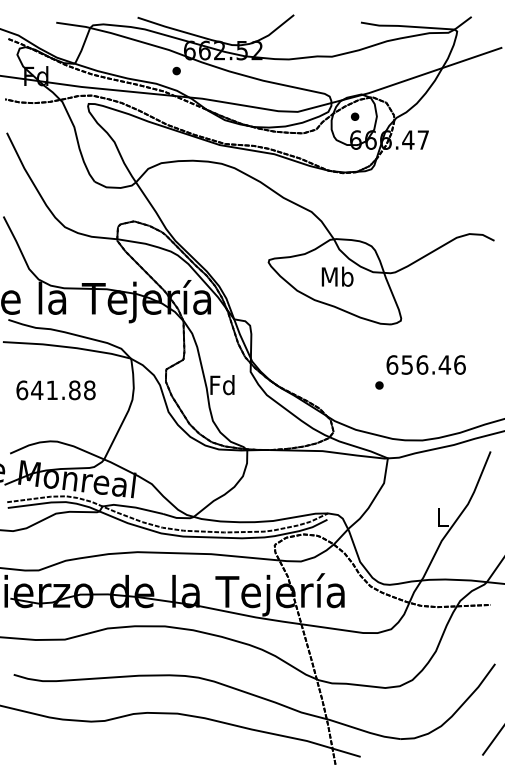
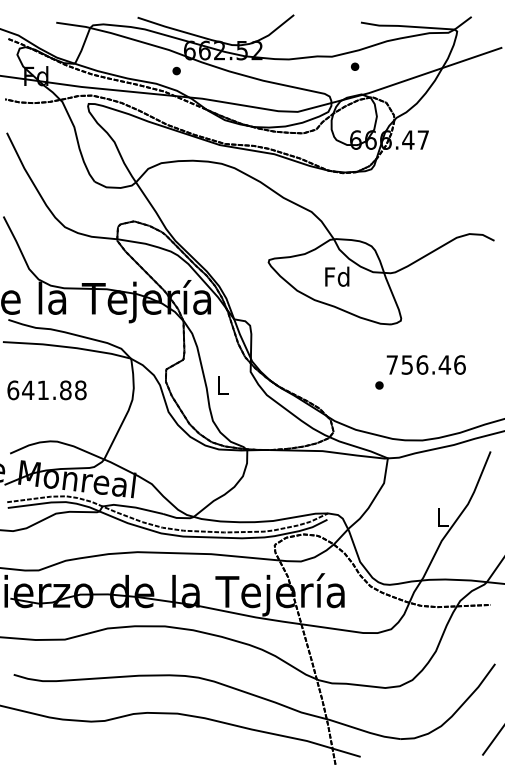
part position: (355, 116) -> (355, 66) (355, 66)
text: Mb -> Fd (337, 276)
text: 656.46 -> 756.46 (392, 364)
text: Fd -> L (222, 385)
text position: (55, 390) -> (46, 390) (46, 390)
